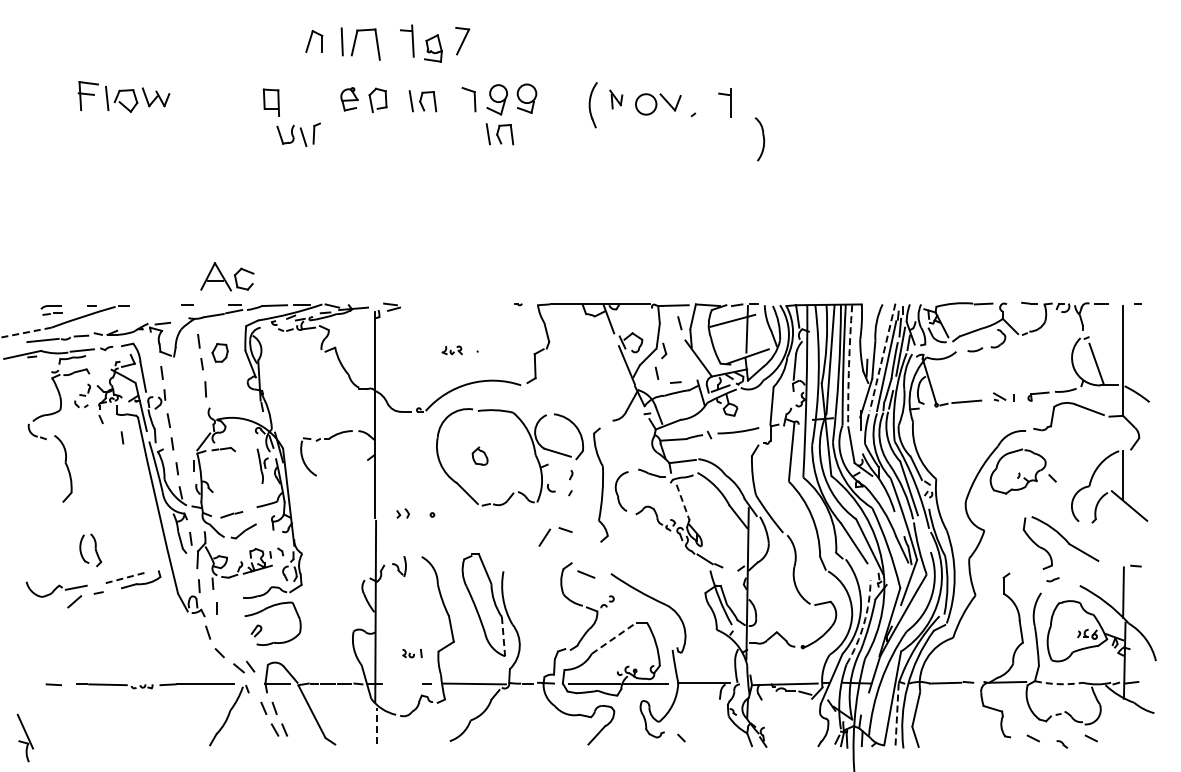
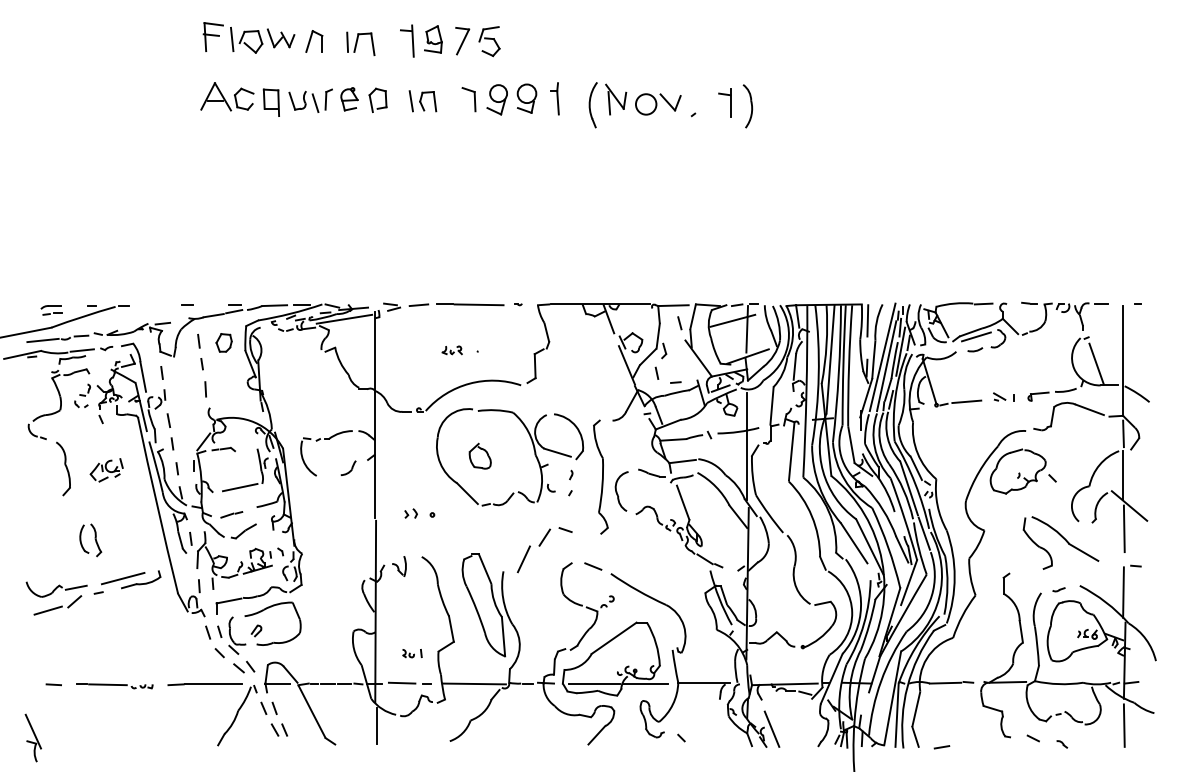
part: none -> present (489, 41)
part size: 41x34 px -> 30x25 px (360, 43)
part position: (433, 48) -> (433, 39) (433, 39)
part position: (123, 96) -> (248, 37) (248, 37)
part: none -> present (554, 98)
part size: 15x21 px -> 23x33 px (616, 99)
part position: (298, 134) -> (310, 100) (310, 100)
part: present -> none (499, 134)
part position: (759, 139) -> (747, 106) (747, 106)
part position: (227, 276) -> (227, 96) (227, 96)
part: none -> present (456, 304)
line: none -> present (344, 318)
line: none -> present (867, 320)
line: dashed -> solid (26, 332)
line: none -> present (976, 336)
part position: (219, 352) -> (223, 342) (223, 342)
line: dashed -> solid (882, 357)
arc: dashed -> solid (849, 365)
line: none -> present (1123, 433)
line: present -> none (122, 437)
line: none -> present (747, 446)
part size: 18x20 px -> 24x28 px (479, 455)
part: none -> present (348, 467)
part size: 19x68 px -> 15x56 px (63, 468)
part: none -> present (106, 470)
part position: (600, 484) -> (600, 476) (600, 476)
line: none -> present (239, 487)
arc: dashed -> solid (683, 502)
part position: (402, 513) -> (410, 513) (410, 513)
line: none -> present (1123, 528)
line: none -> present (923, 533)
part position: (90, 550) -> (90, 540) (90, 540)
line: none -> present (523, 559)
line position: (586, 574) -> (593, 566) (593, 566)
line: dashed -> solid (123, 578)
part position: (1052, 579) -> (1058, 589) (1058, 589)
line: none -> present (228, 600)
line: none -> present (47, 610)
arc: dashed -> solid (864, 623)
part: none -> present (231, 635)
line: dashed -> solid (503, 636)
line: dashed -> solid (614, 638)
line: none -> present (401, 682)
arc: dashed -> solid (1058, 684)
line: dashed -> solid (897, 715)
part position: (222, 724) -> (230, 724) (230, 724)
line: dashed -> solid (376, 725)
line: none -> present (1123, 725)
line: none -> present (771, 728)
part position: (24, 737) -> (32, 737) (32, 737)
line: present -> none (1090, 738)
line: none -> present (941, 747)
